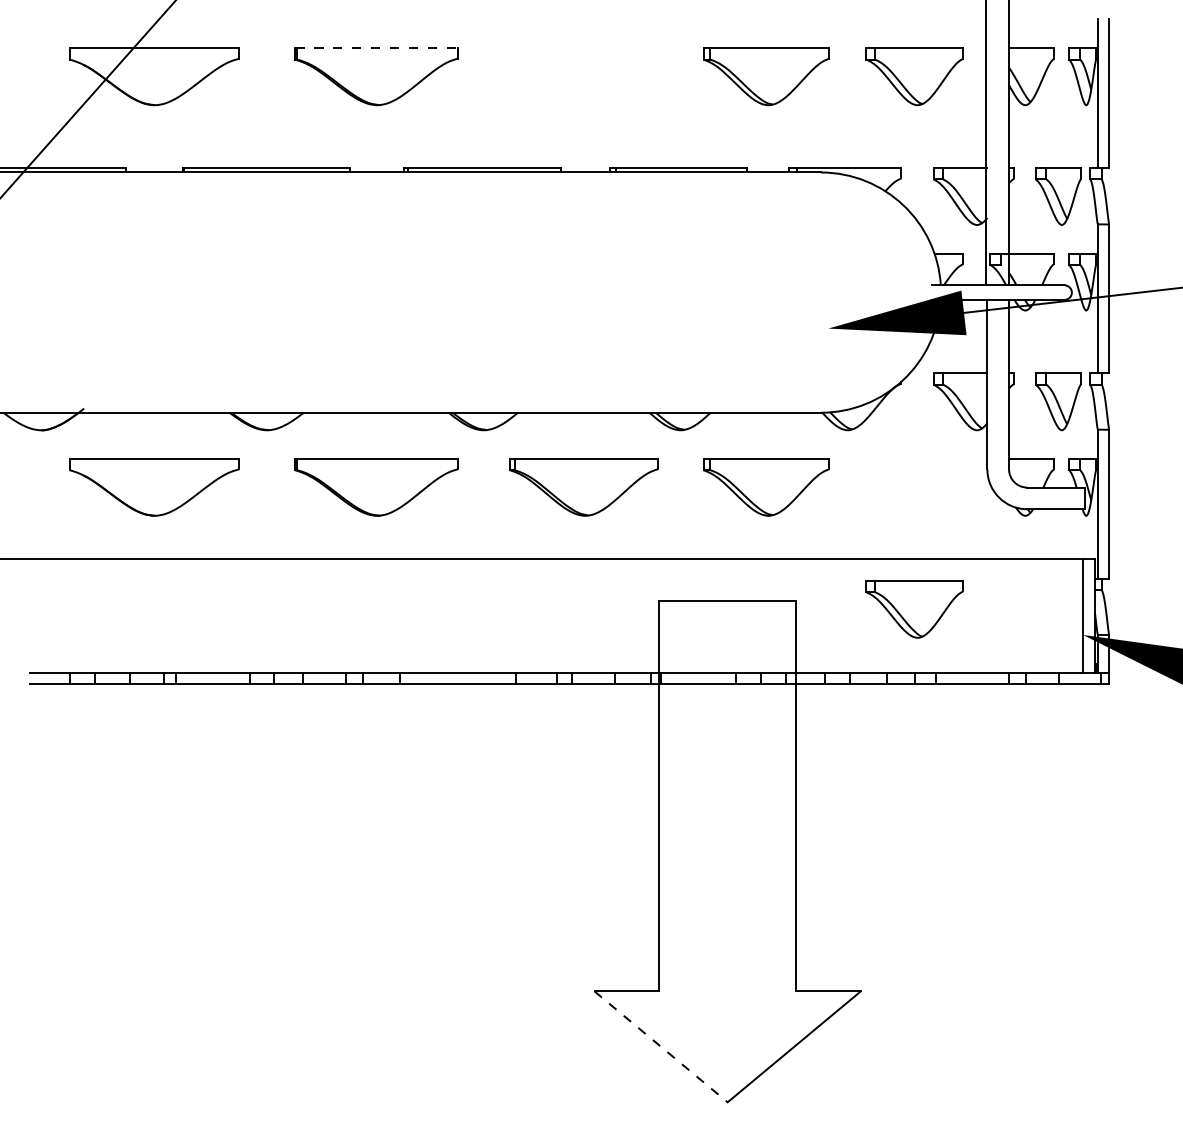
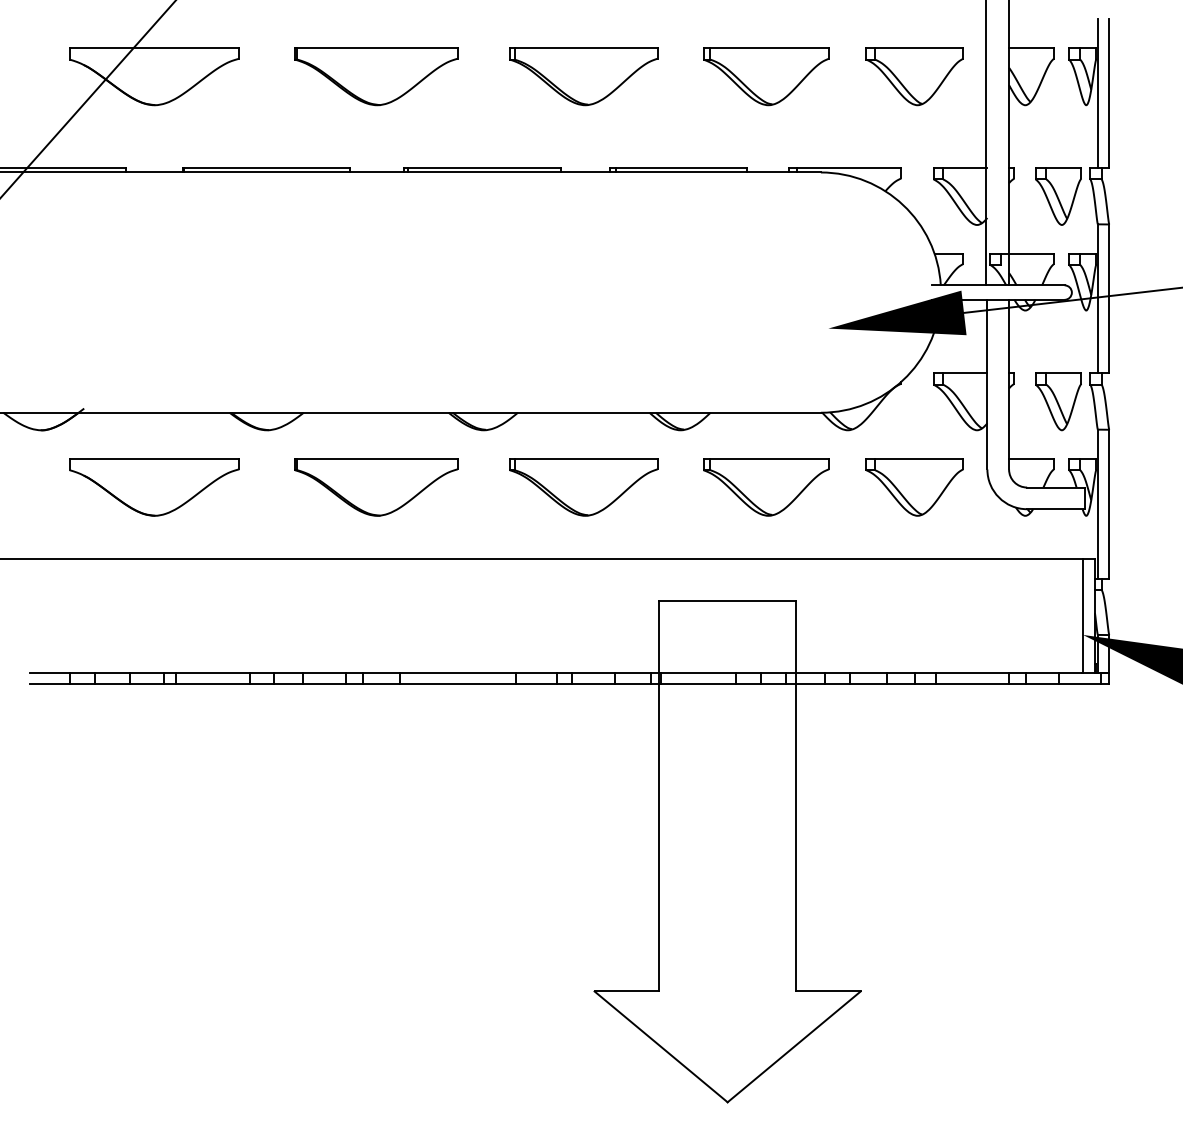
line: dashed -> solid (376, 48)
part: none -> present (583, 76)
part position: (914, 609) -> (914, 487) (914, 487)
line: dashed -> solid (661, 1046)
